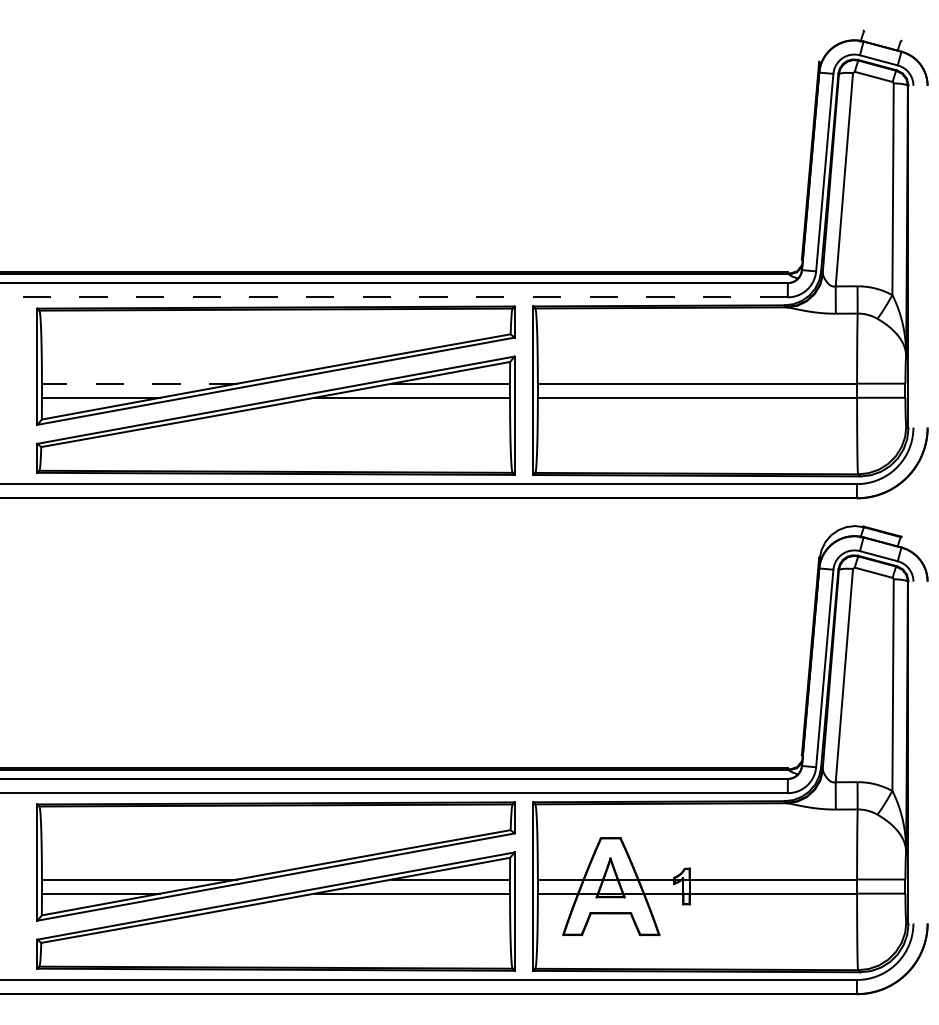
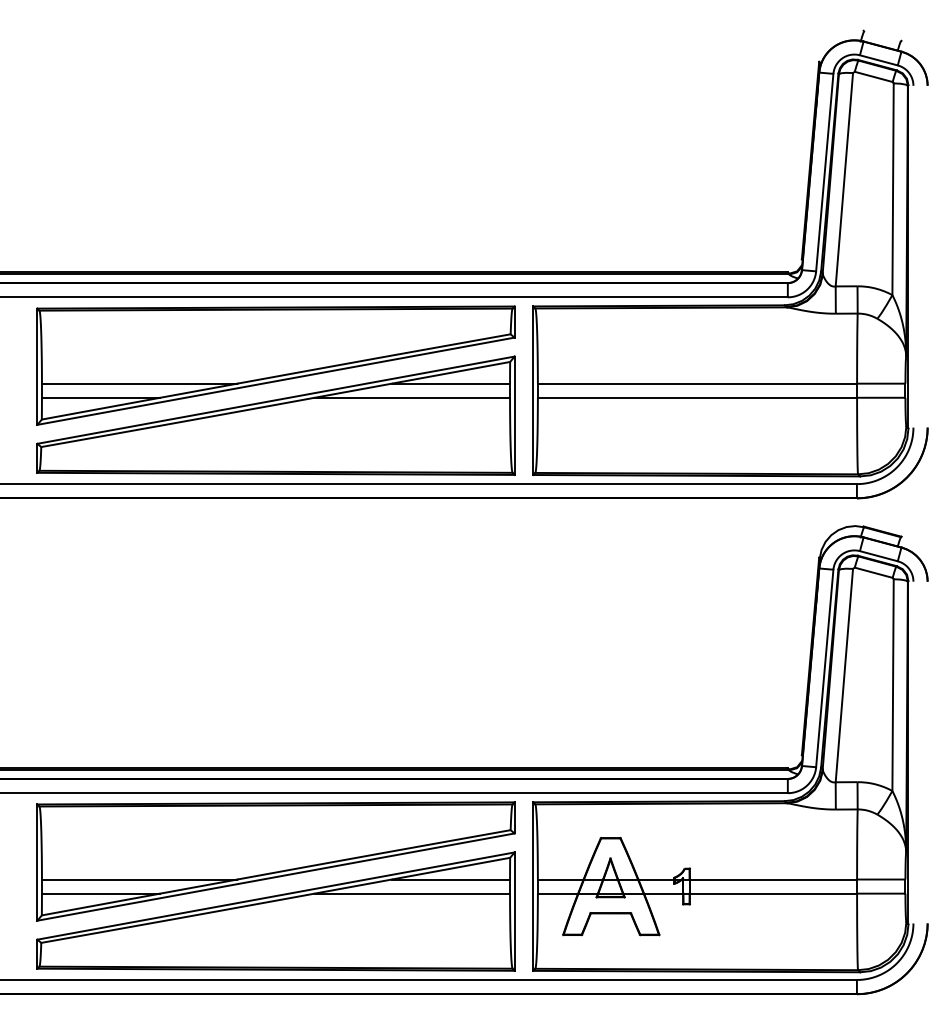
line: dashed -> solid (393, 297)
line: dashed -> solid (139, 383)
